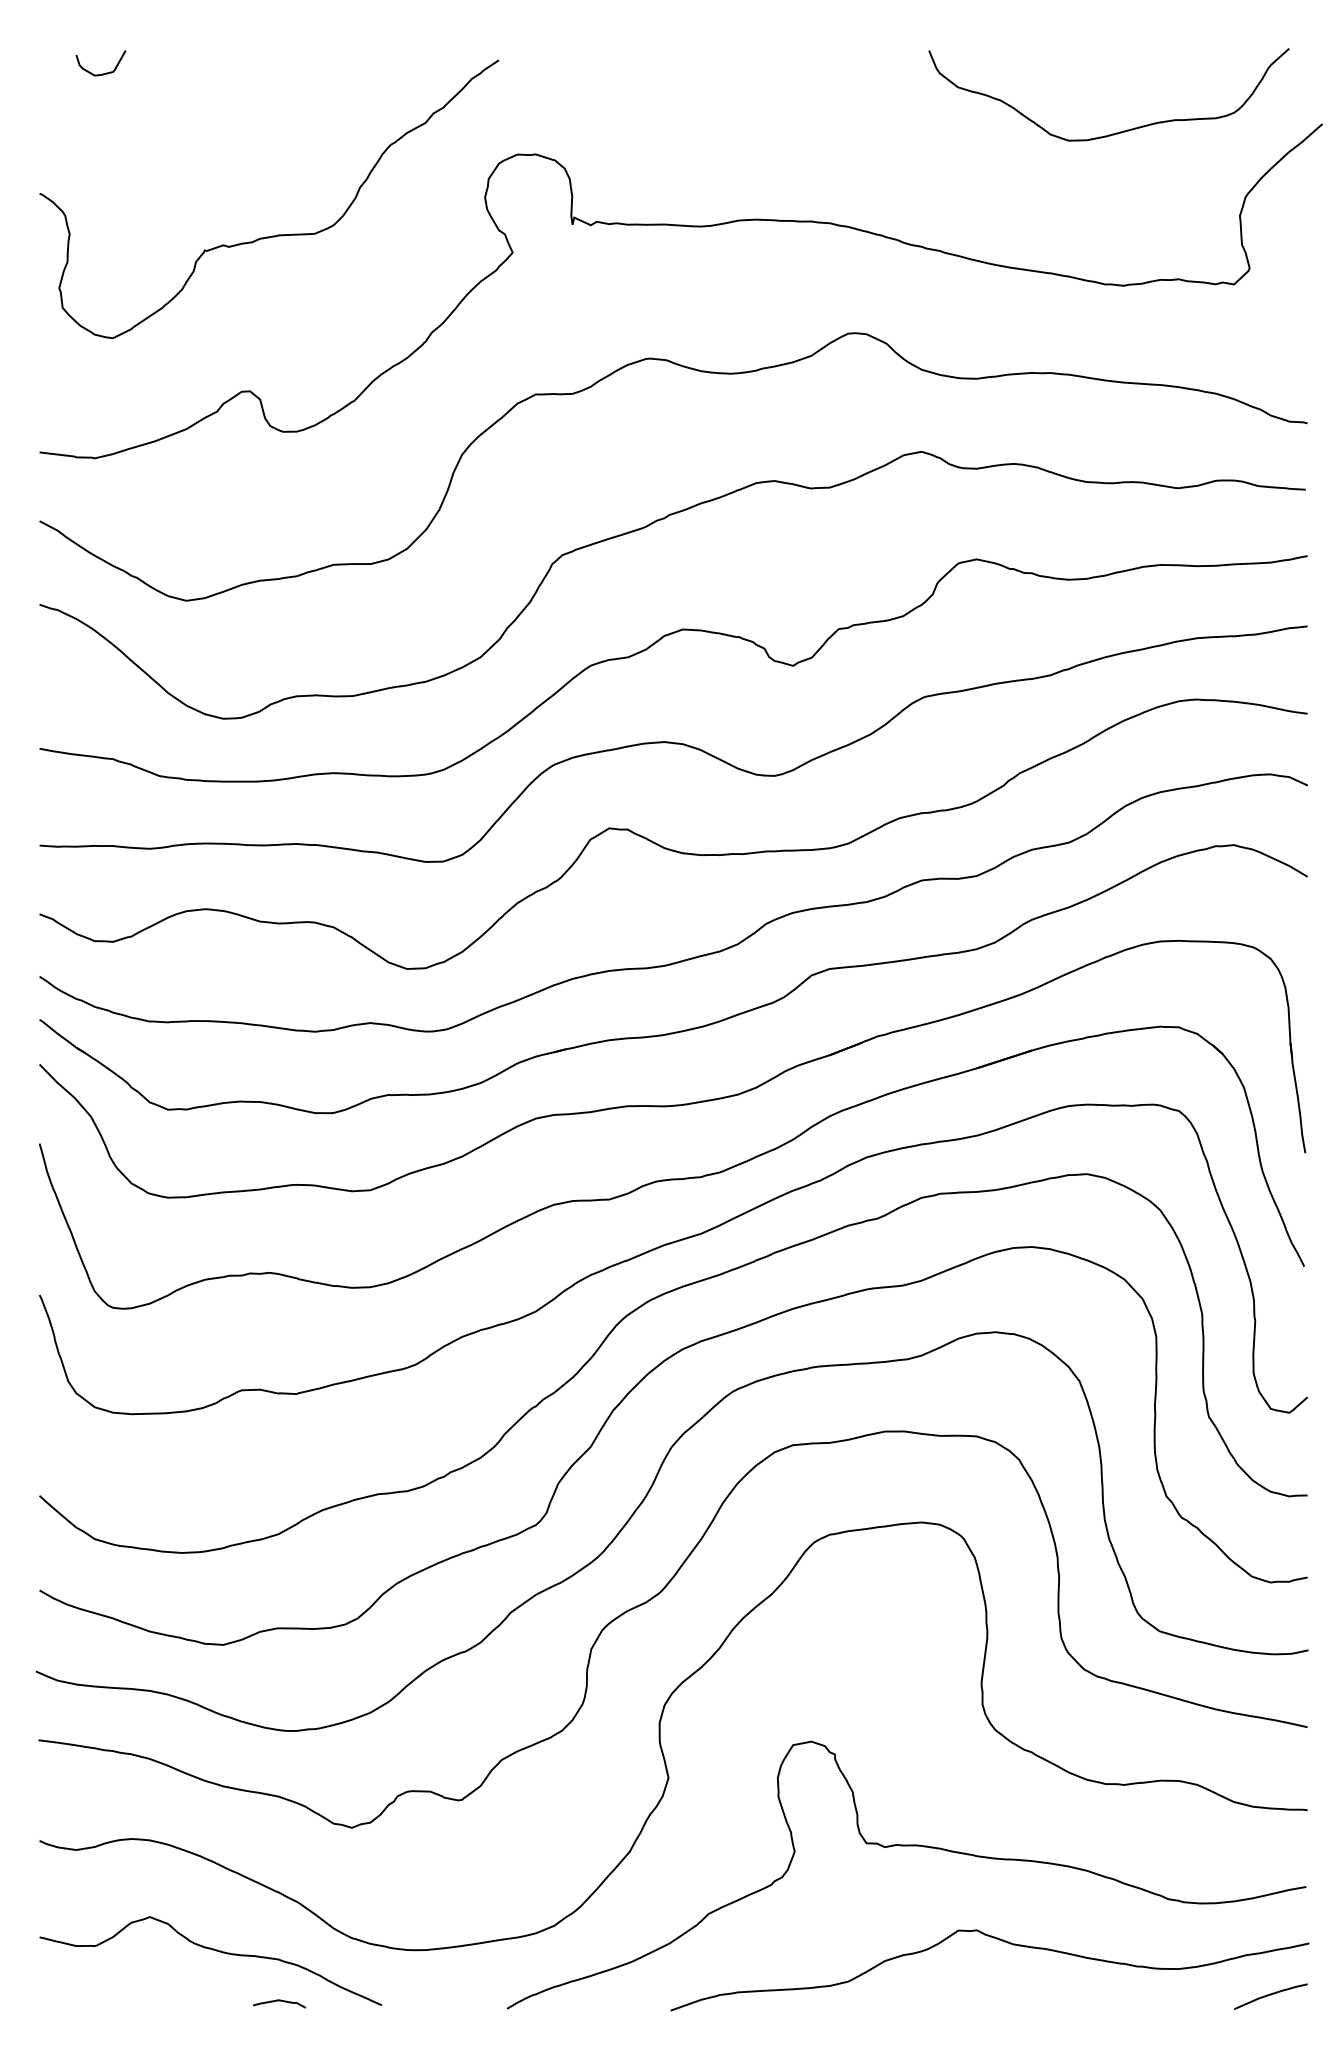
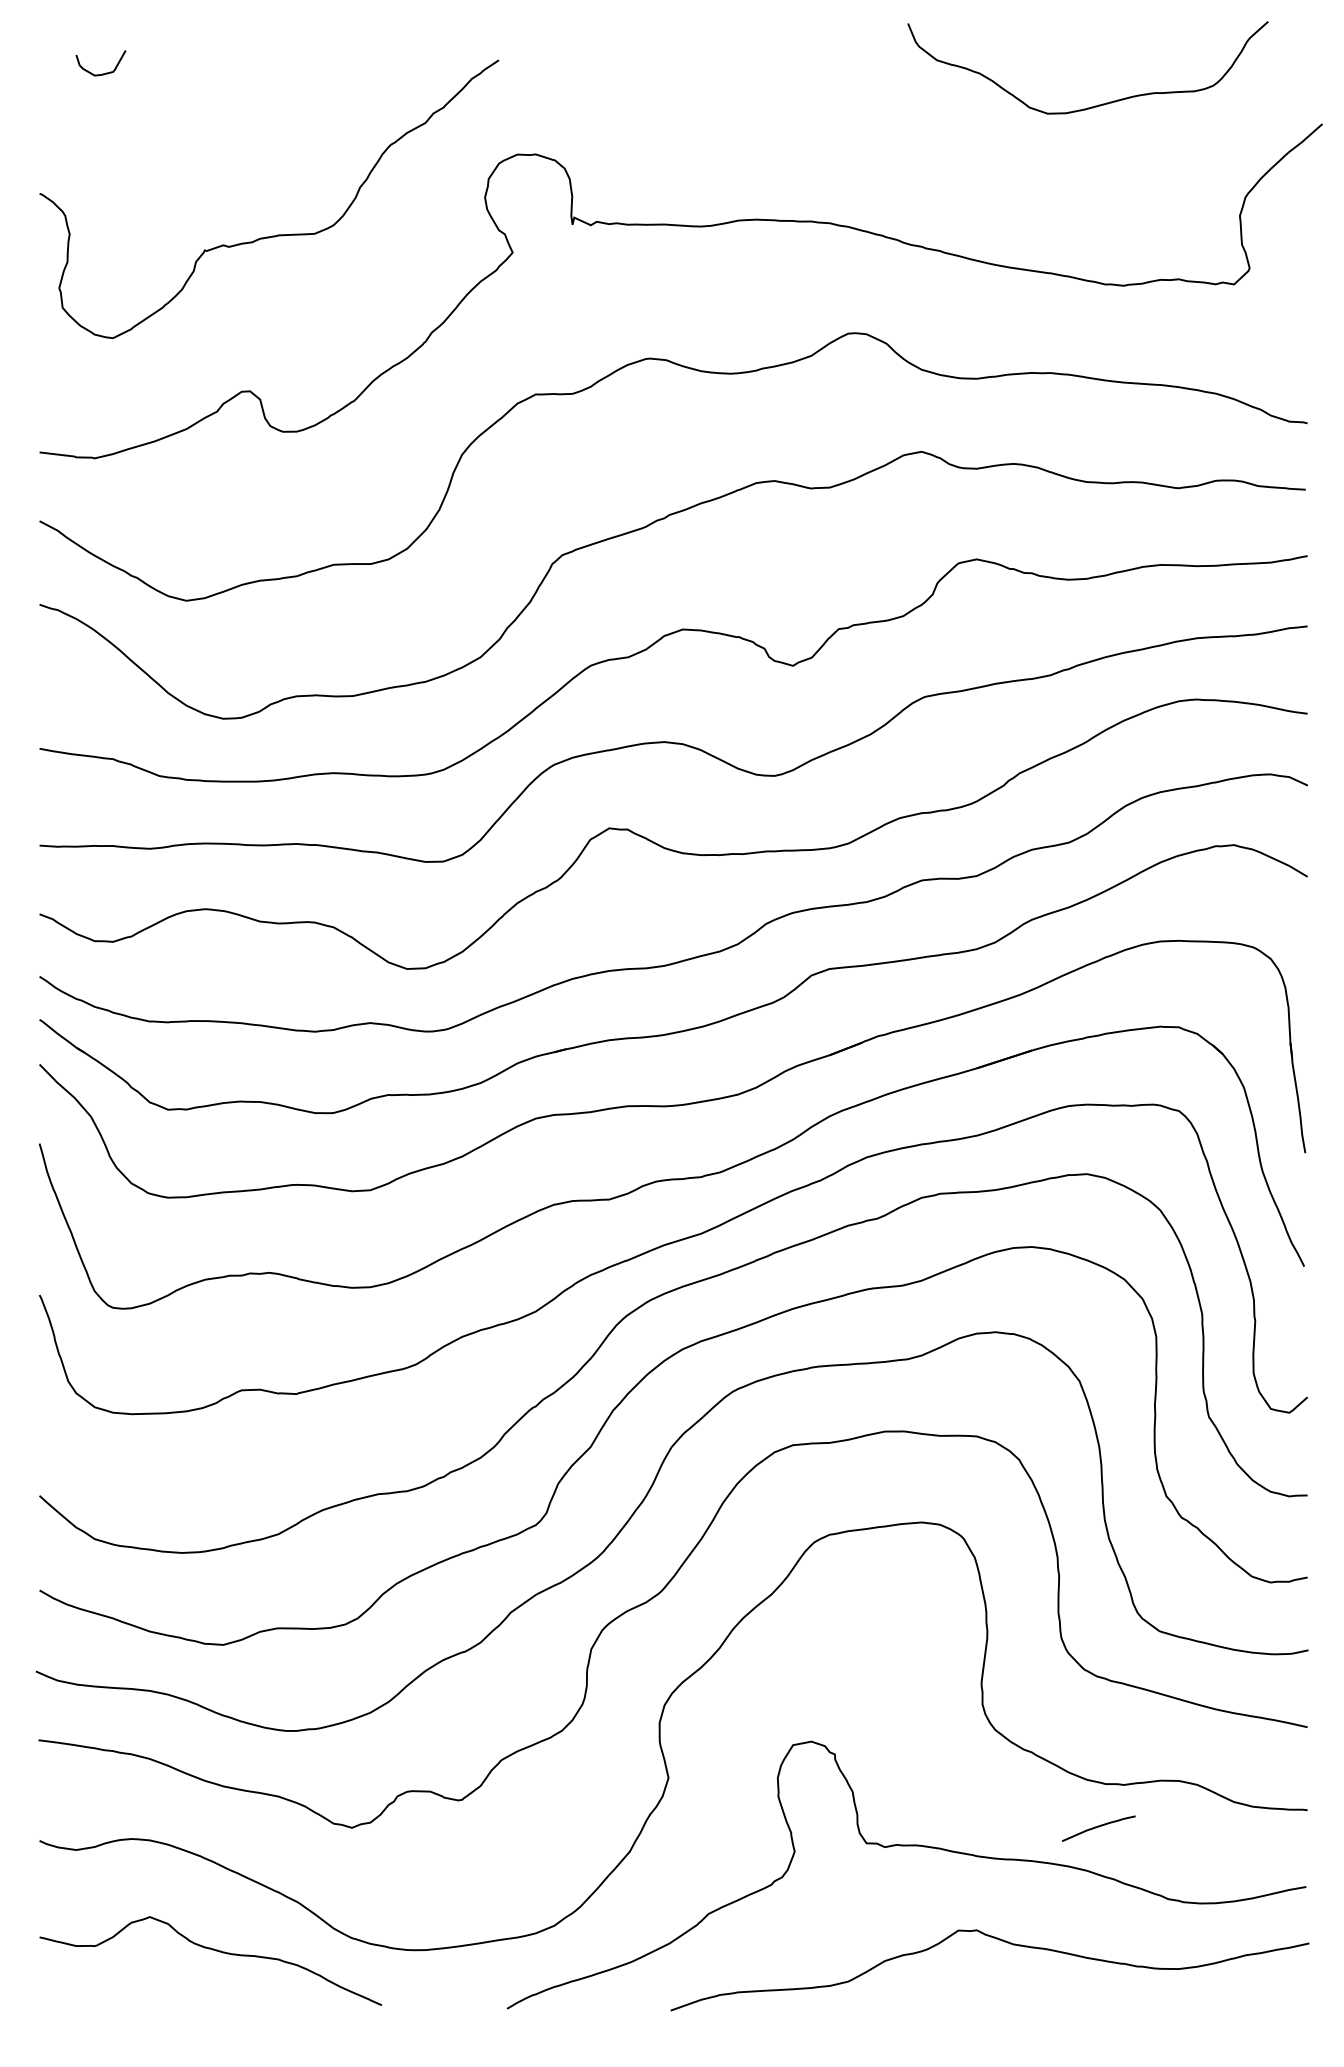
curve position: (1119, 131) -> (1098, 104) (1098, 104)
curve position: (1270, 1995) -> (1098, 1827) (1098, 1827)
curve: present -> none (279, 2001)
